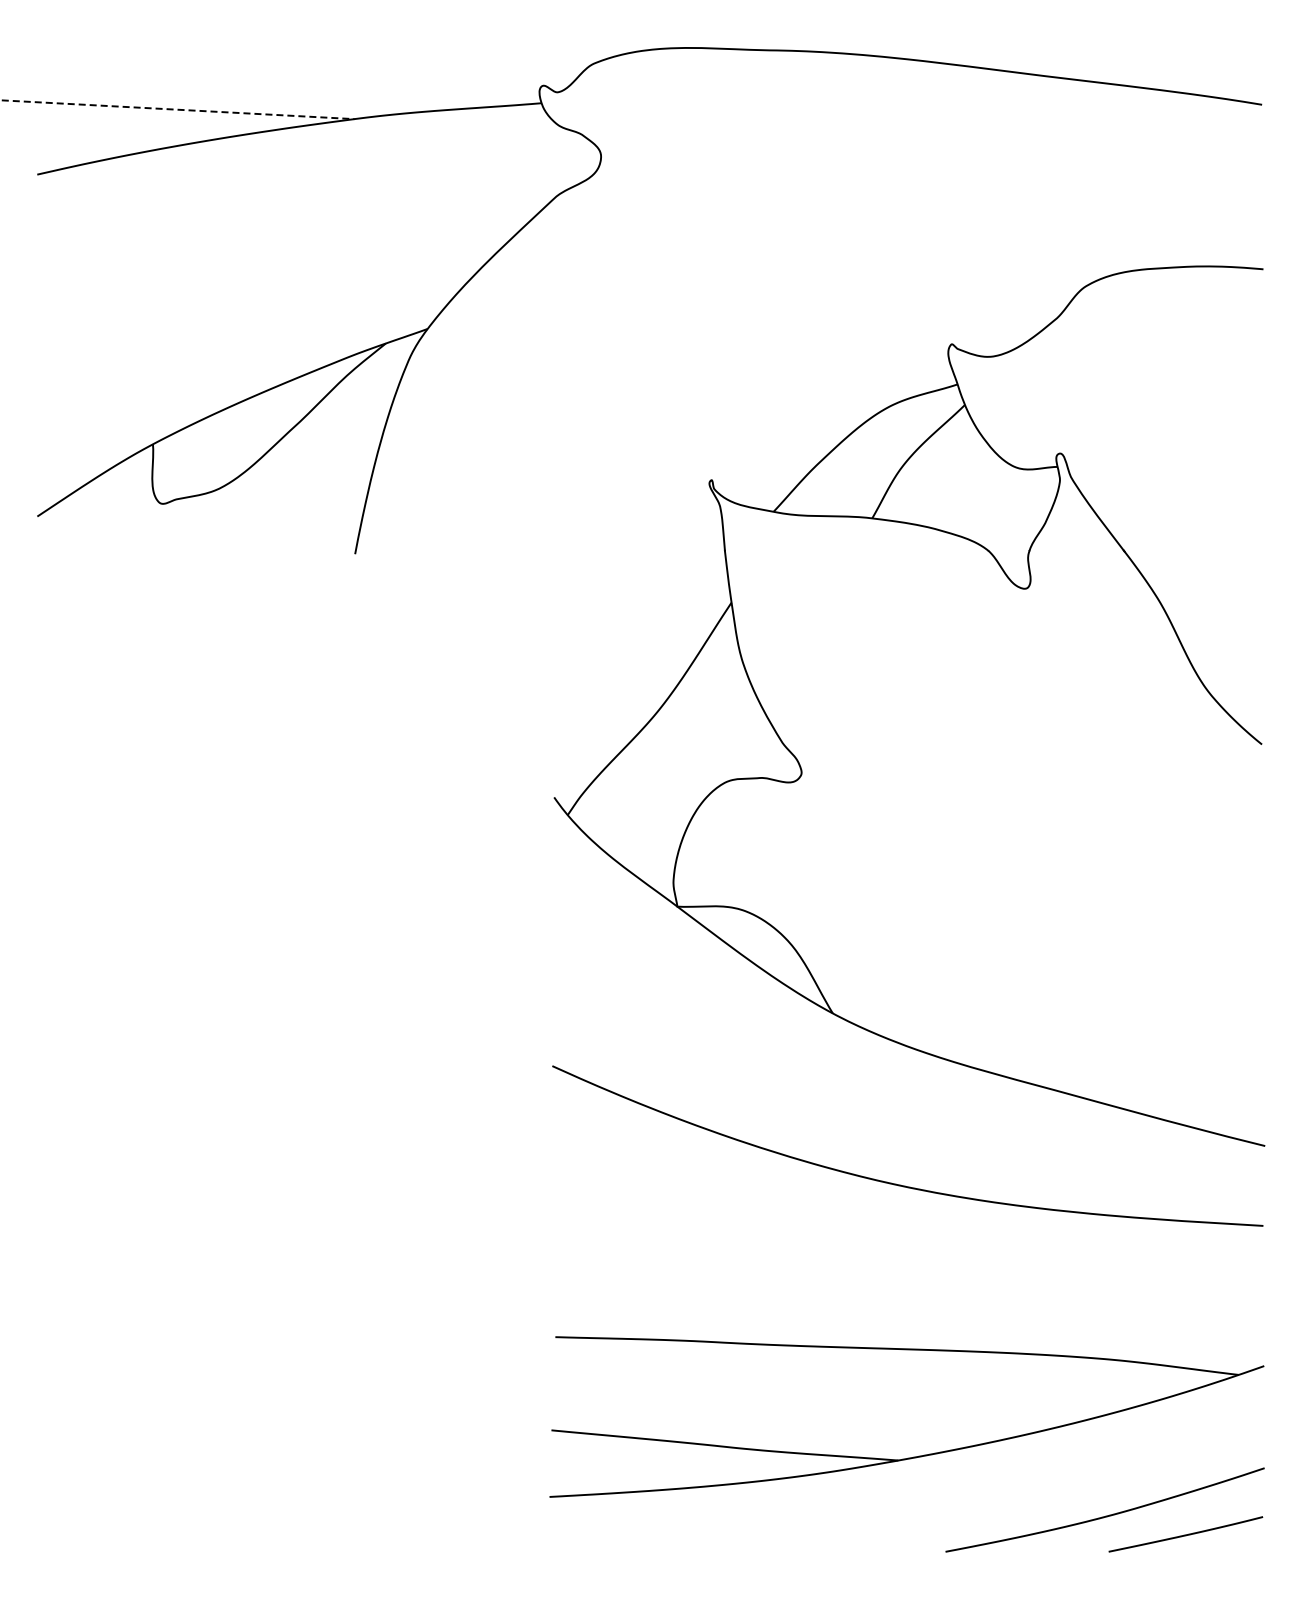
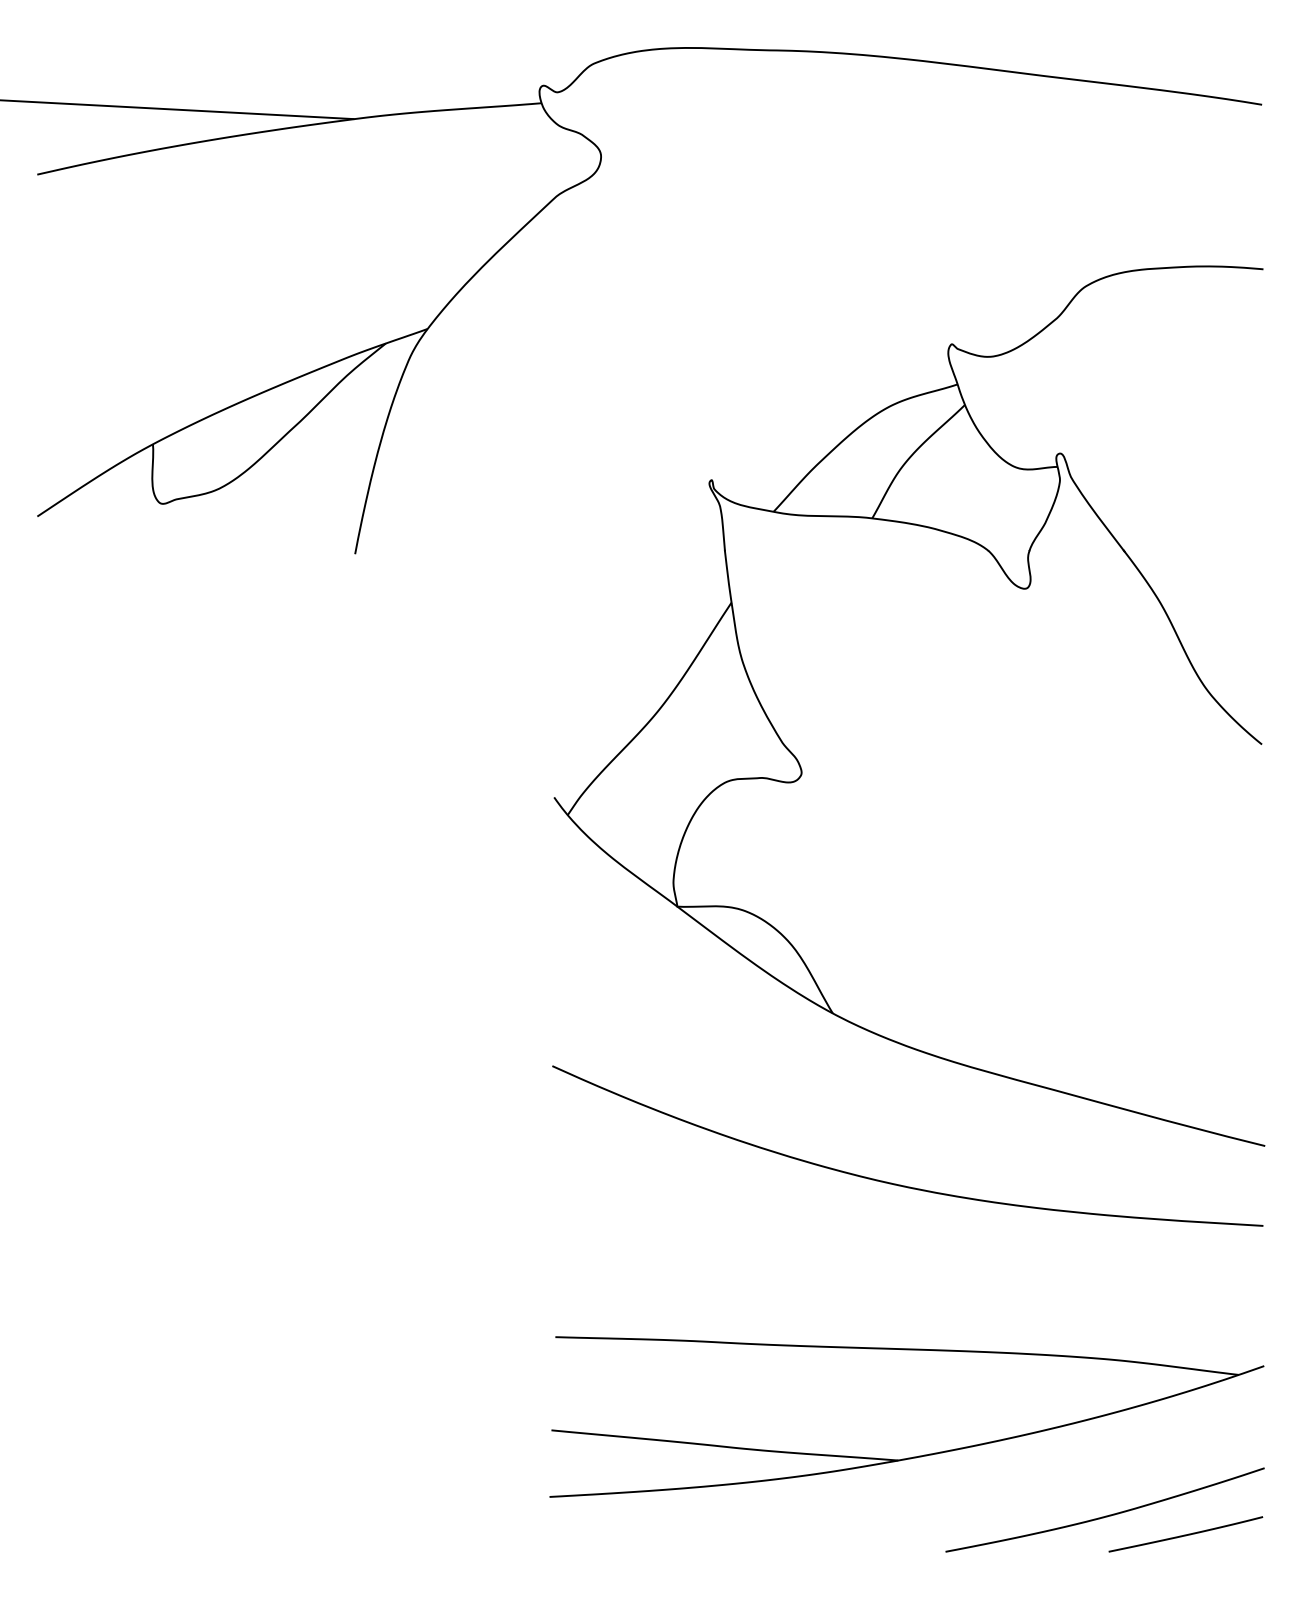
line: dashed -> solid (178, 109)
